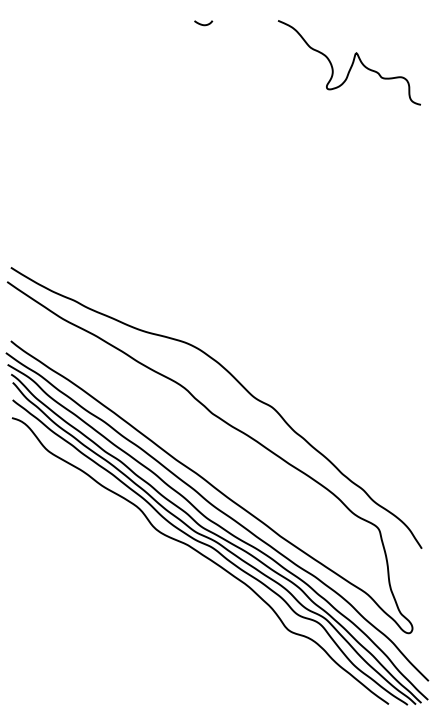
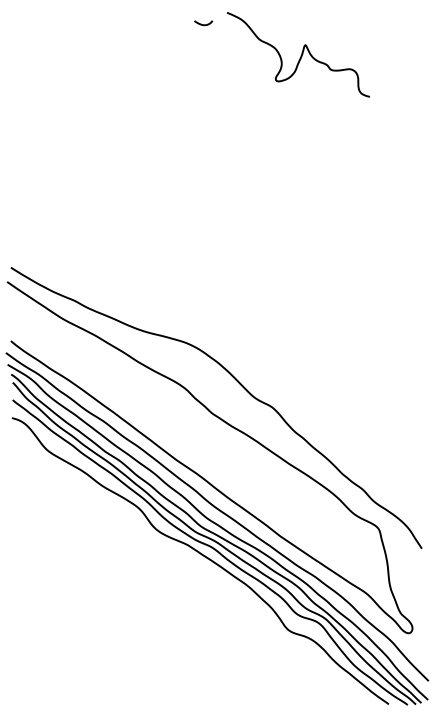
curve position: (351, 63) -> (300, 55) (300, 55)
